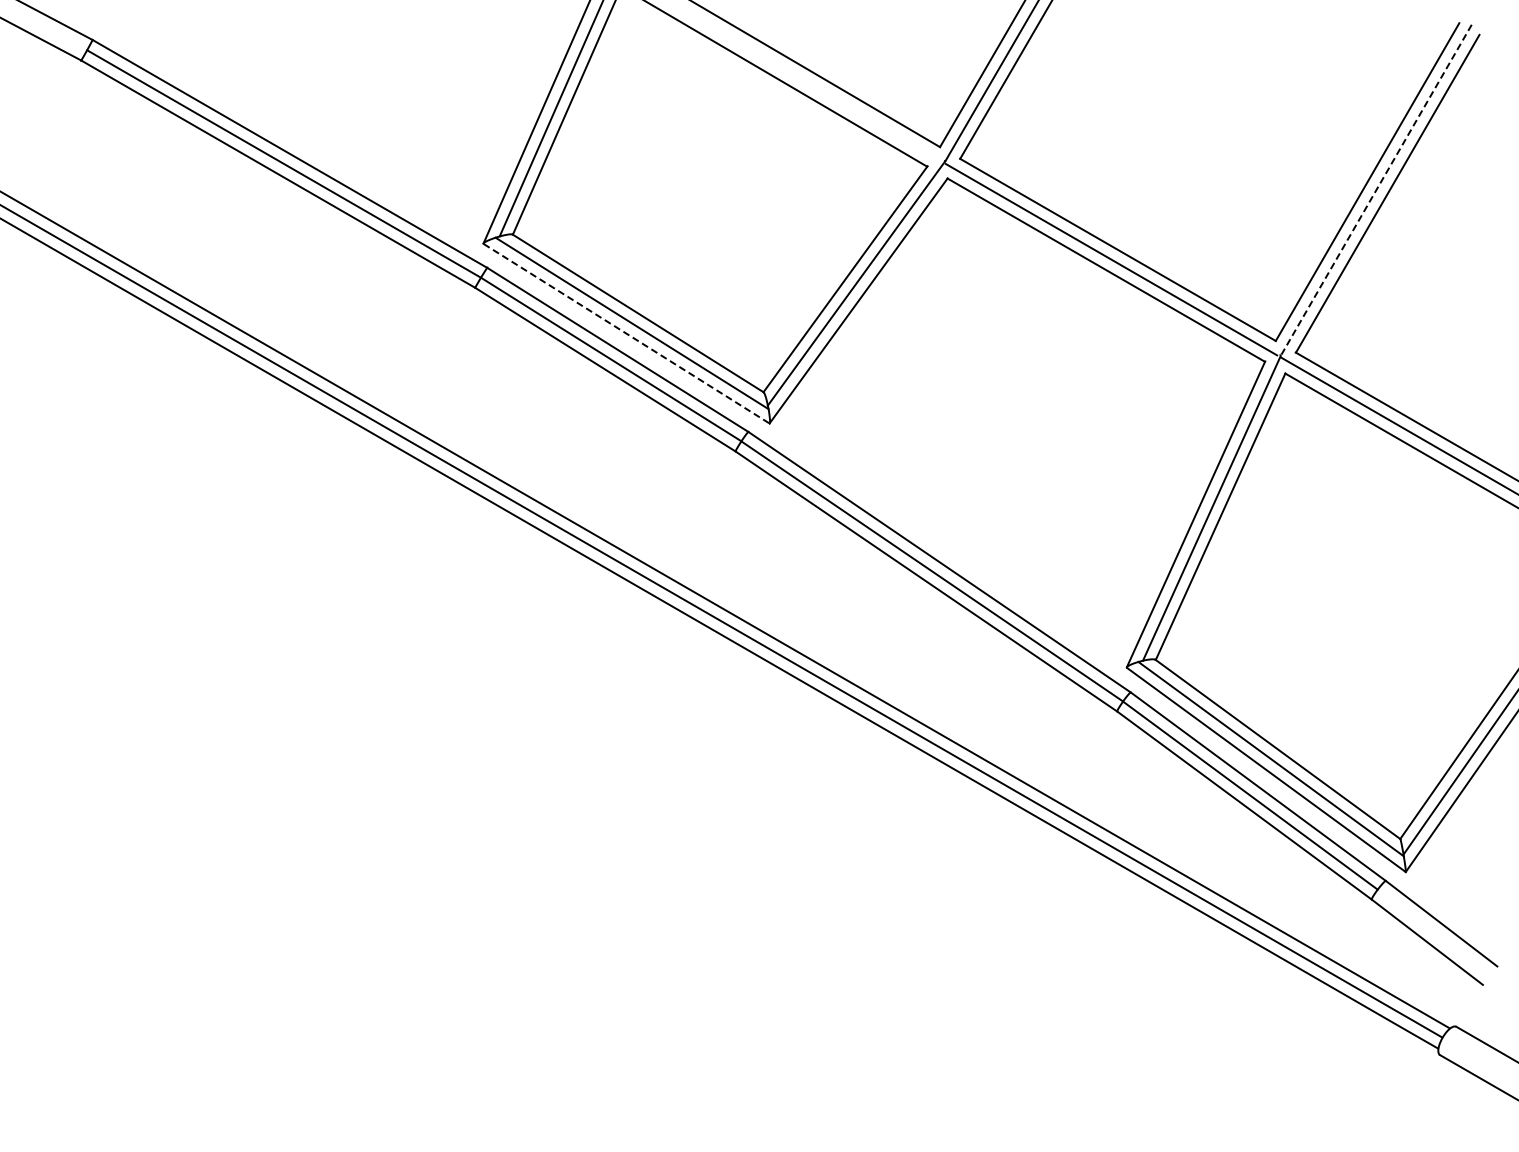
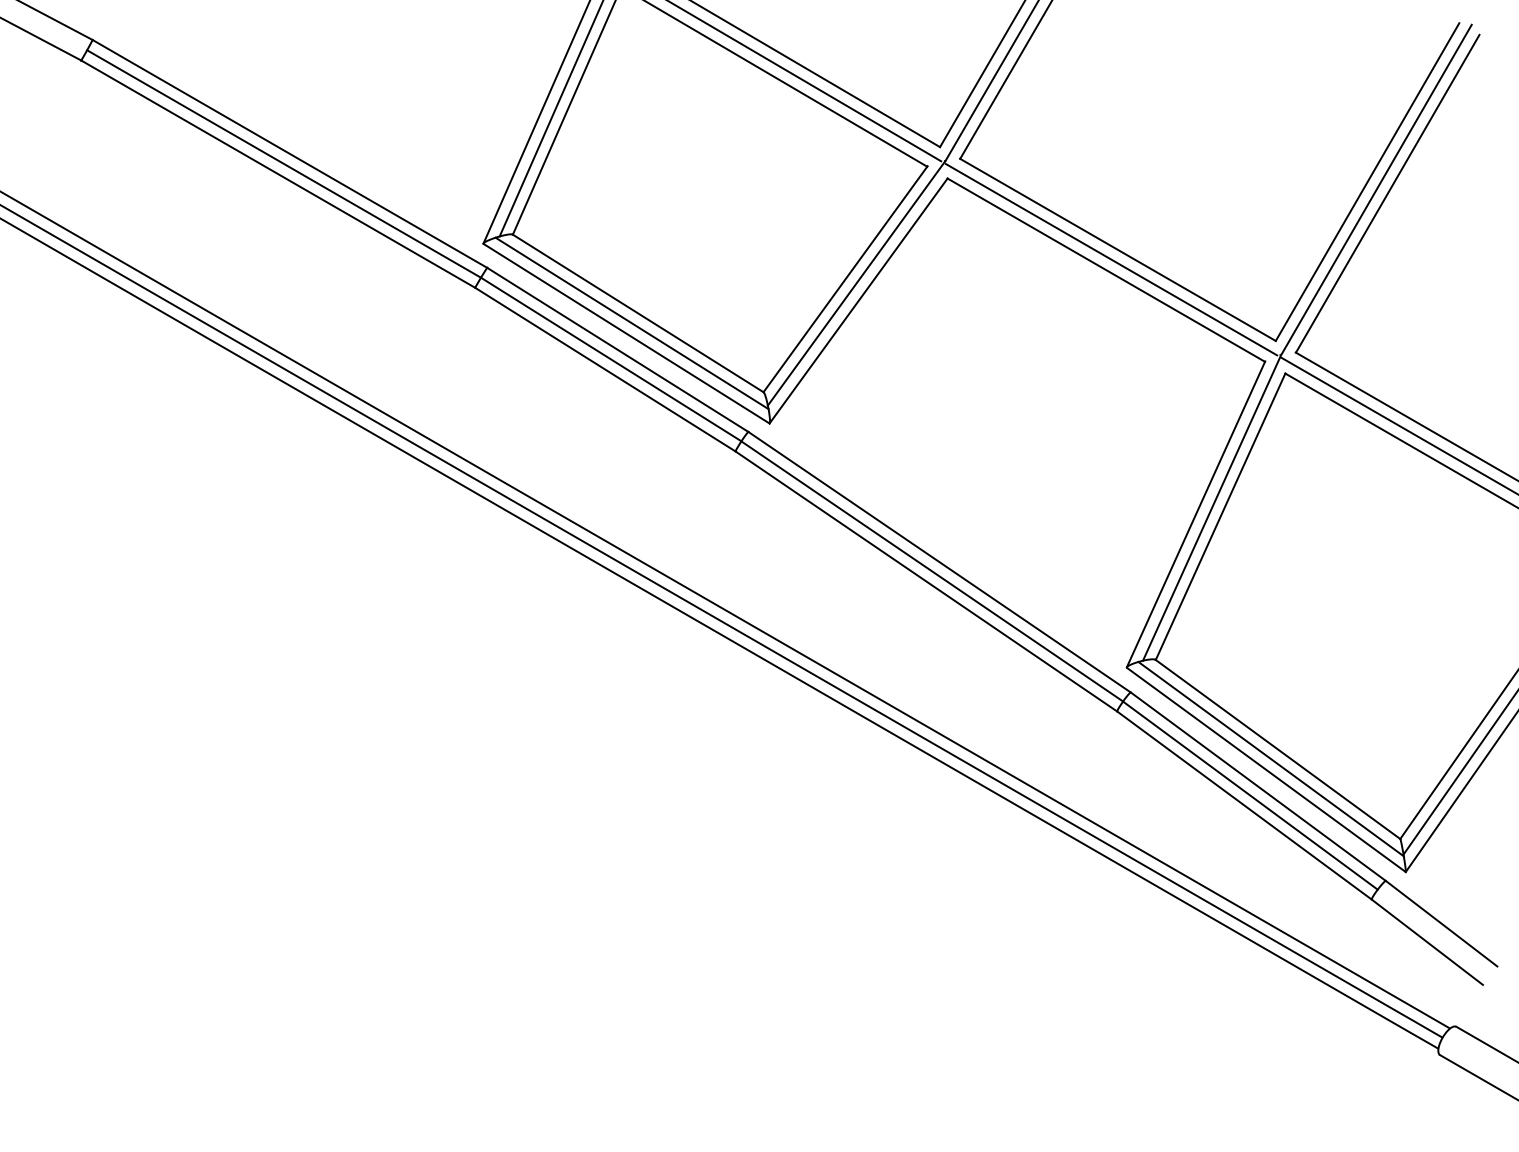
line: none -> present (805, 81)
line: dashed -> solid (1376, 190)
line: dashed -> solid (626, 333)
